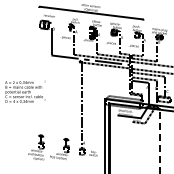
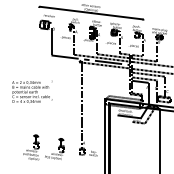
text position: (25, 91) -> (32, 91) (32, 91)
line: dashed -> solid (159, 141)
part position: (48, 147) -> (43, 147) (43, 147)
